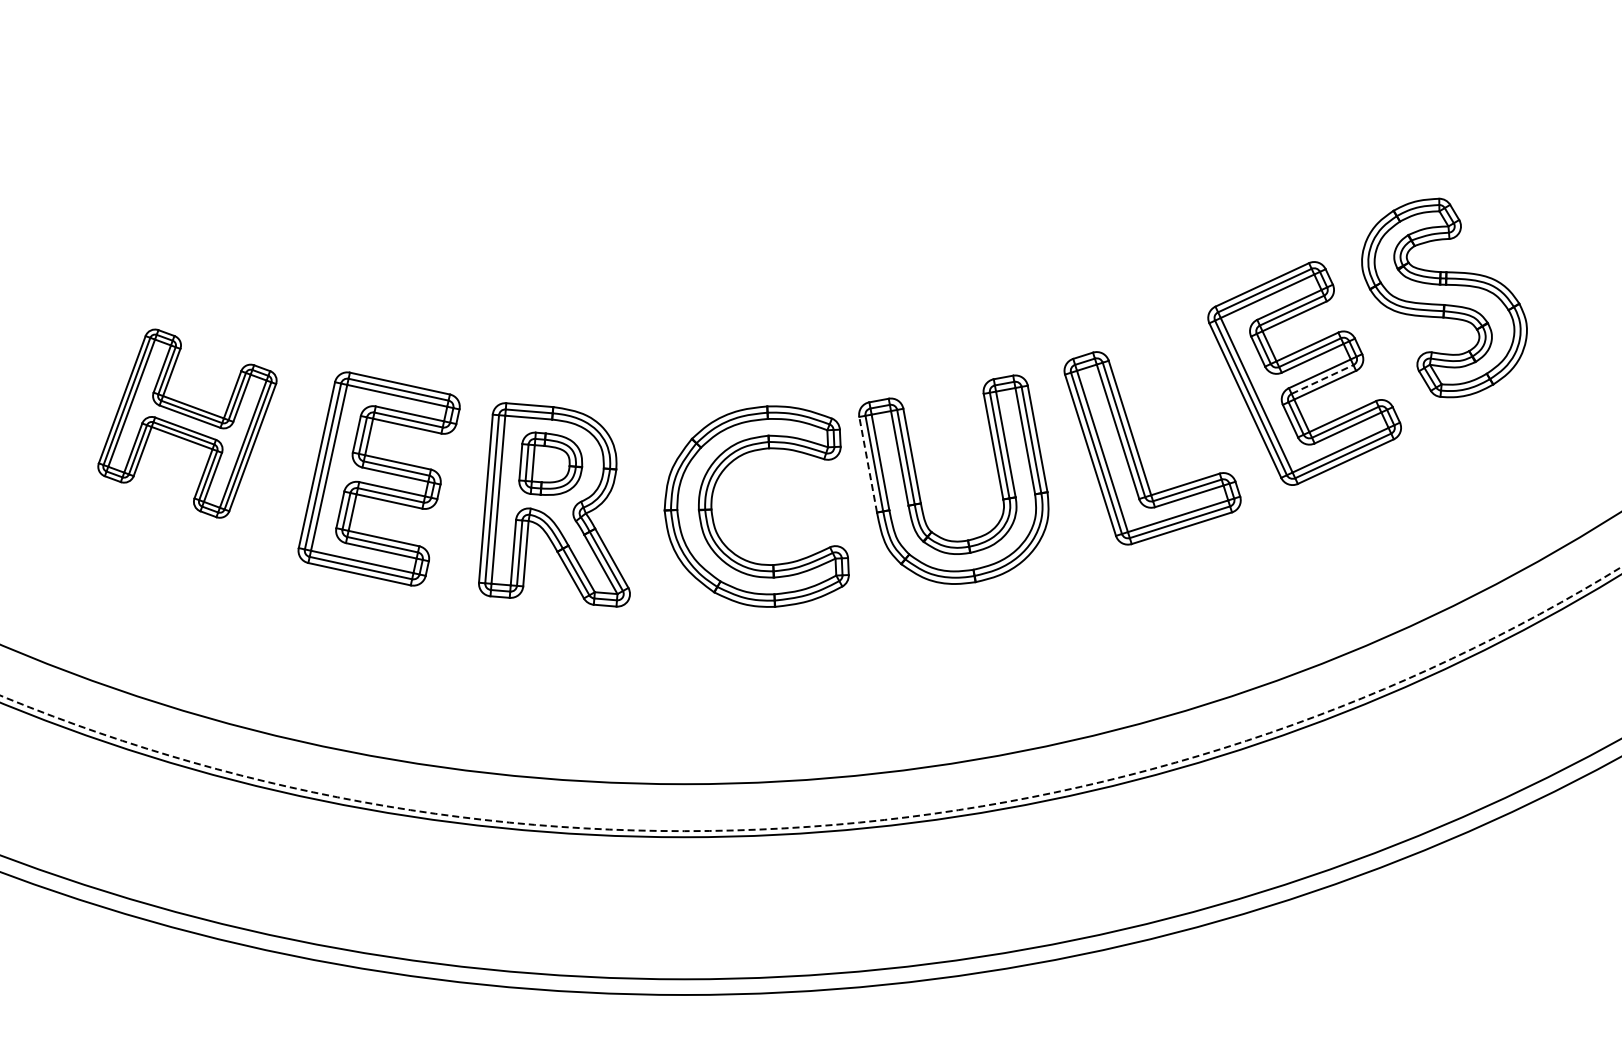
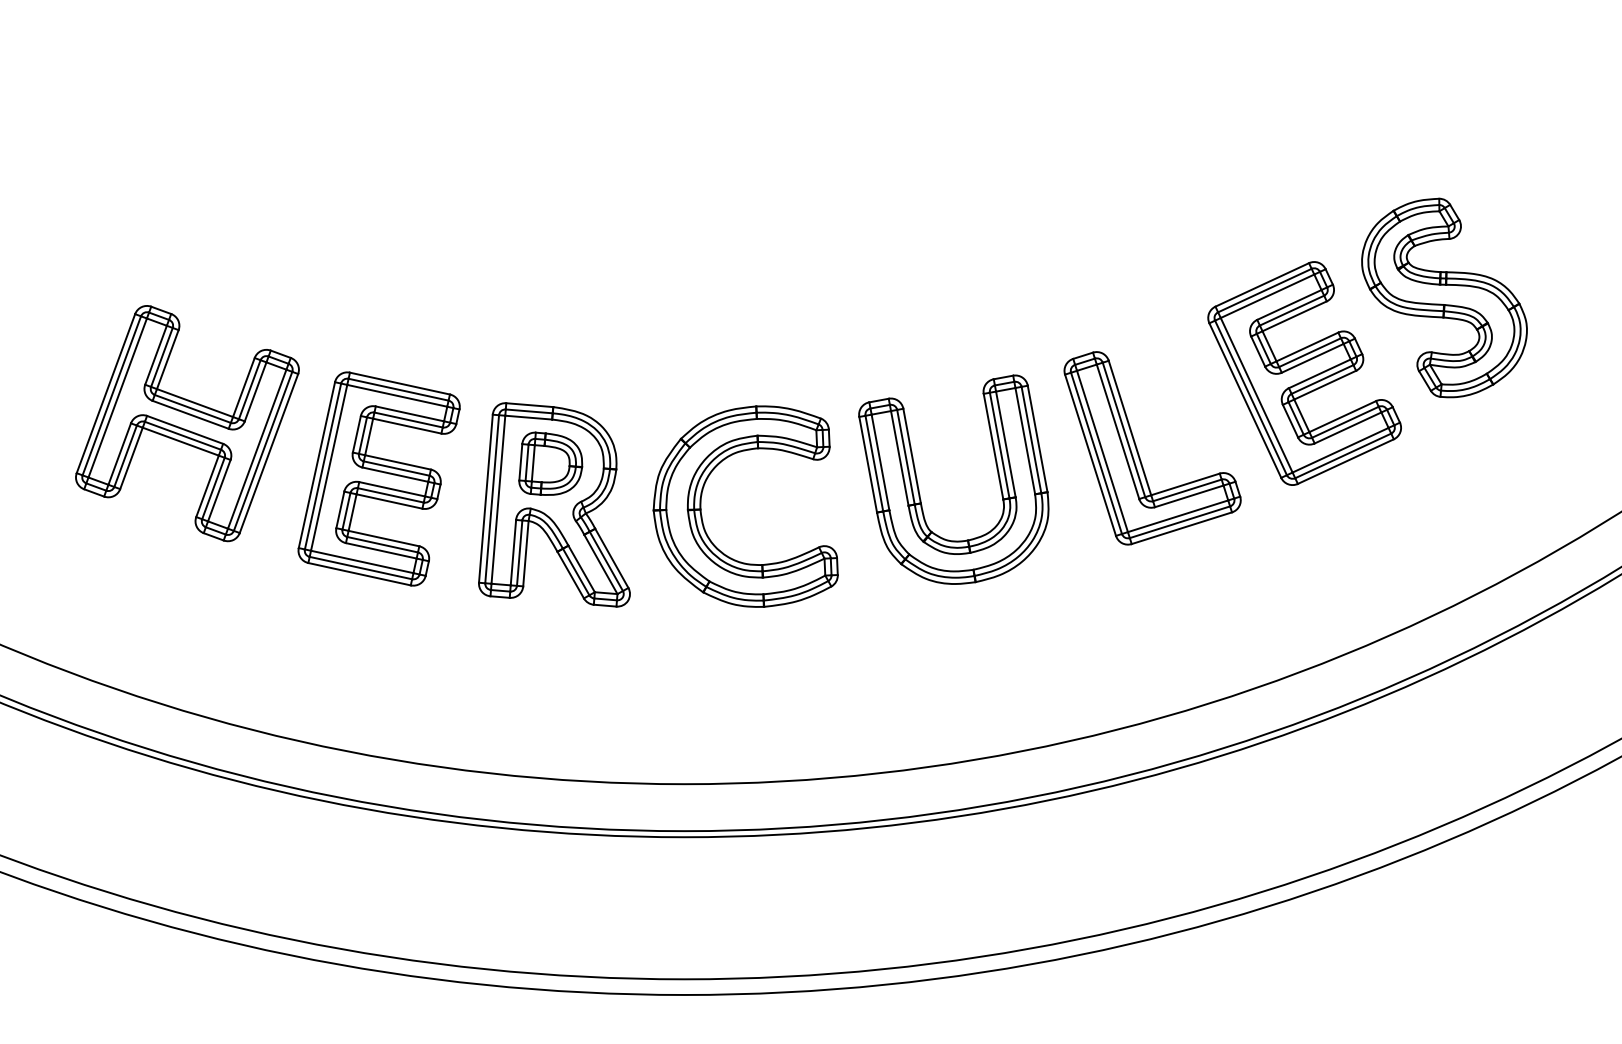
line: dashed -> solid (1322, 379)
part size: 181x191 px -> 225x238 px (187, 423)
line: dashed -> solid (868, 464)
part position: (713, 515) -> (702, 515) (702, 515)
arc: dashed -> solid (826, 825)
